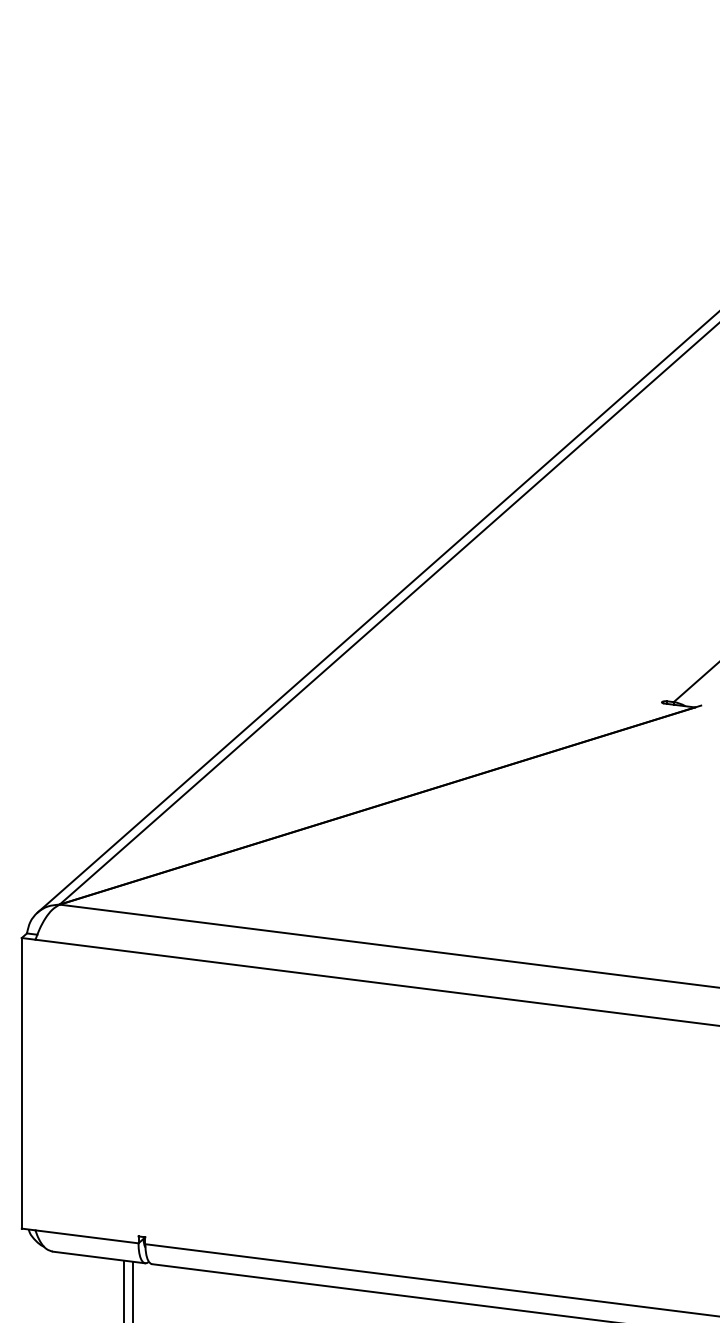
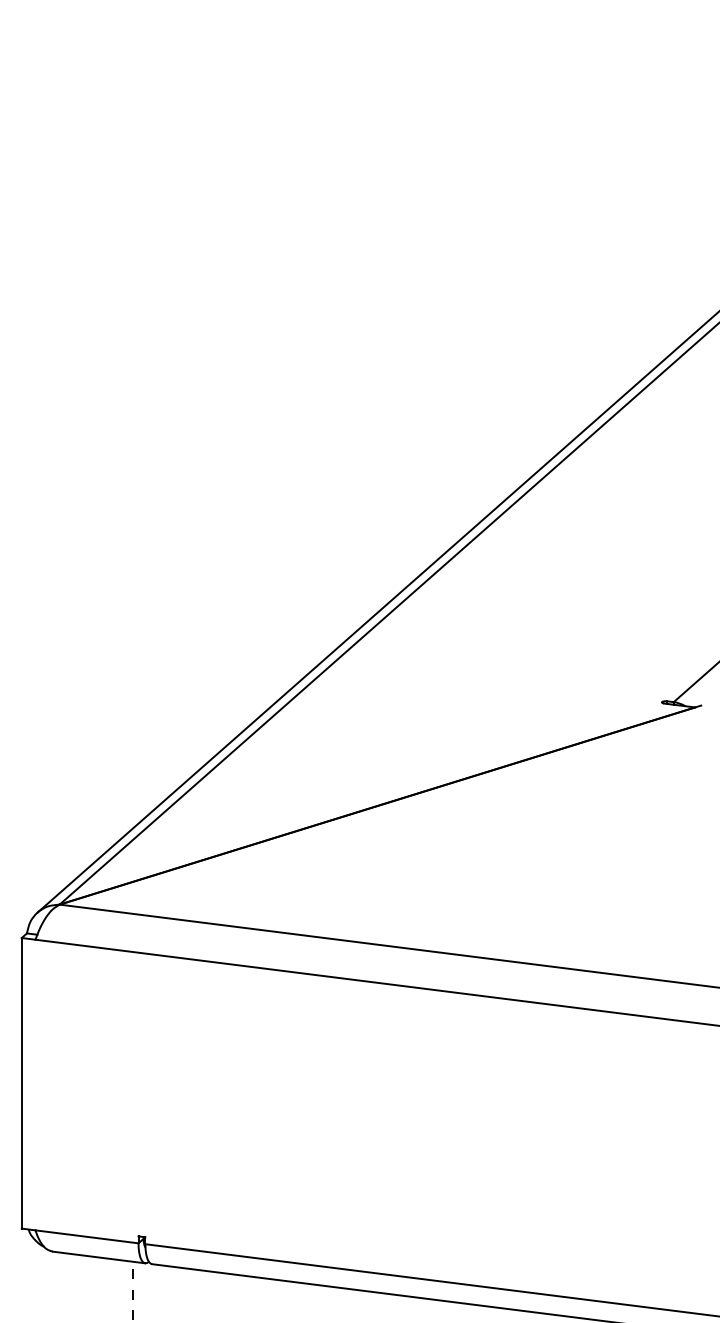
line: present -> none (123, 1289)
line: solid -> dashed (133, 1291)
